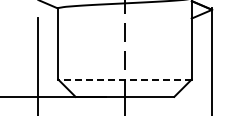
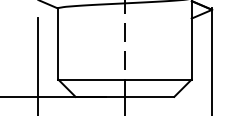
line: dashed -> solid (124, 79)
